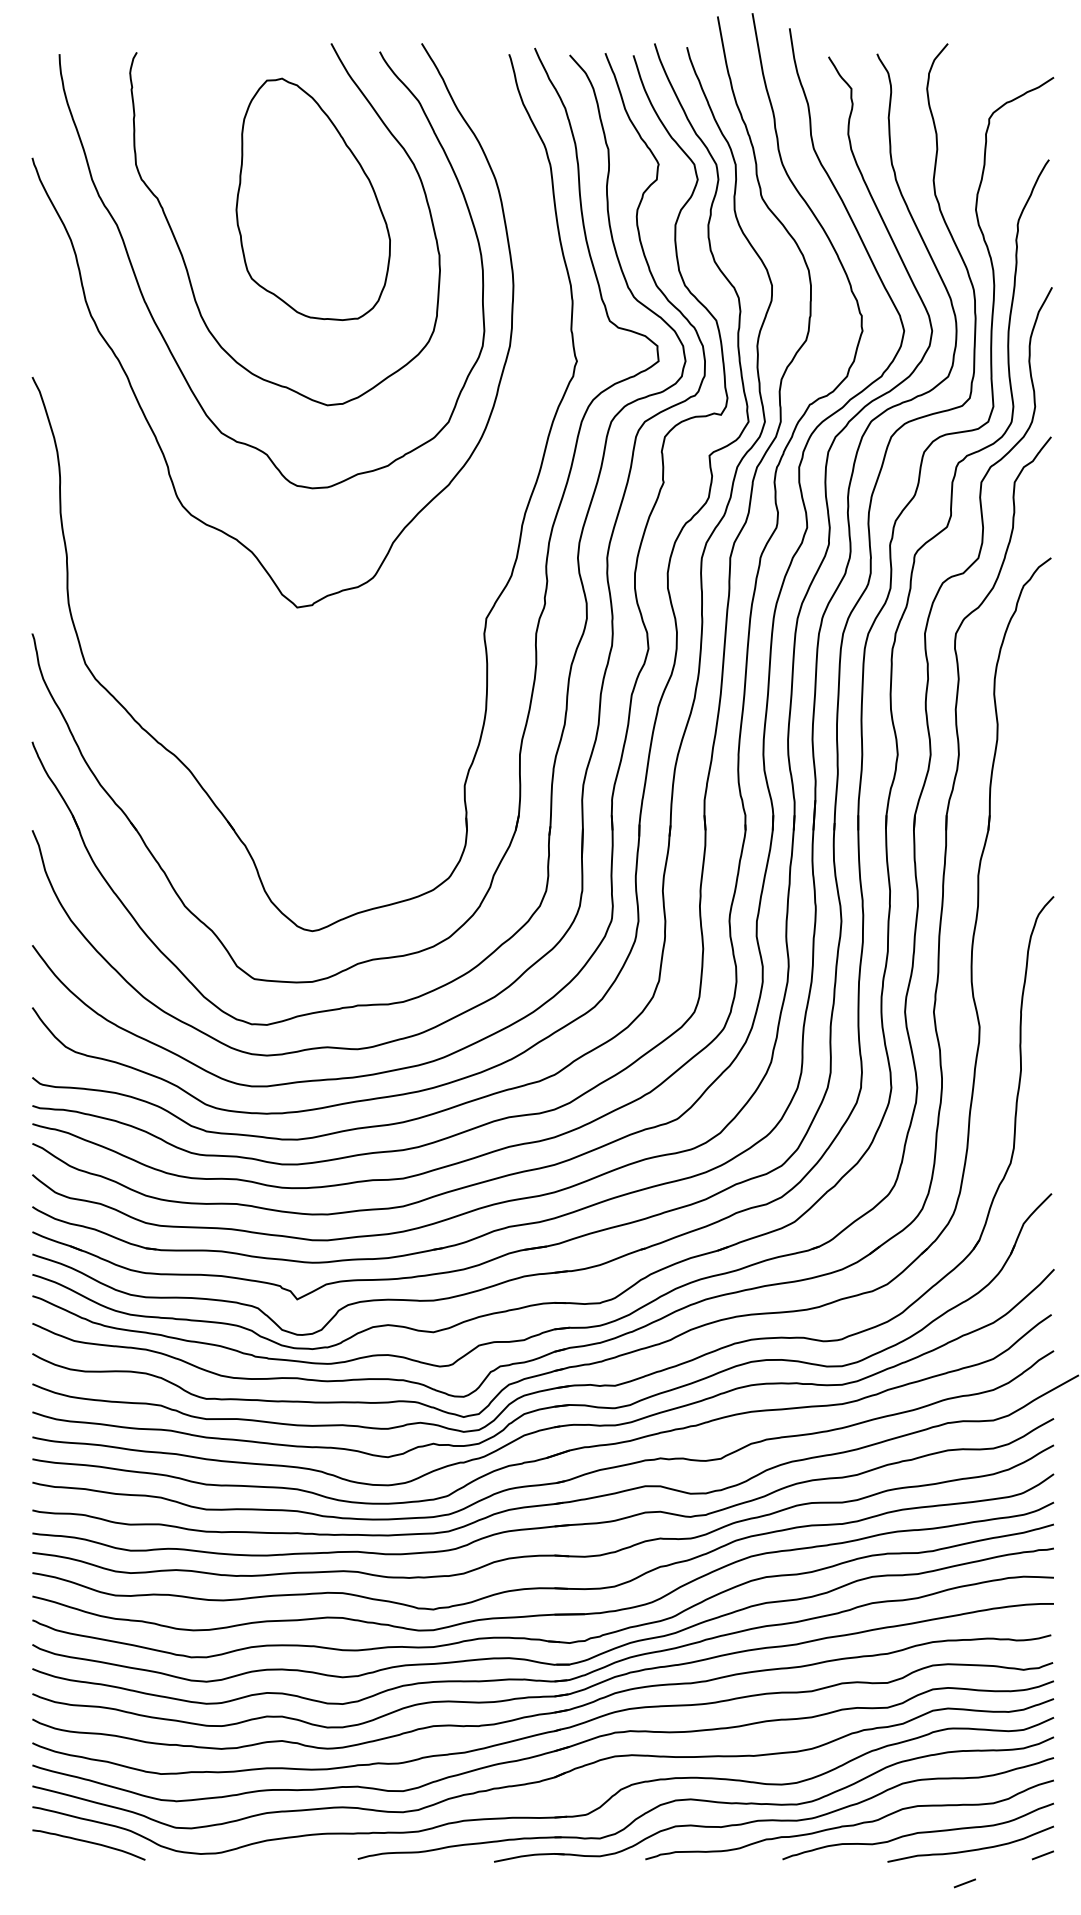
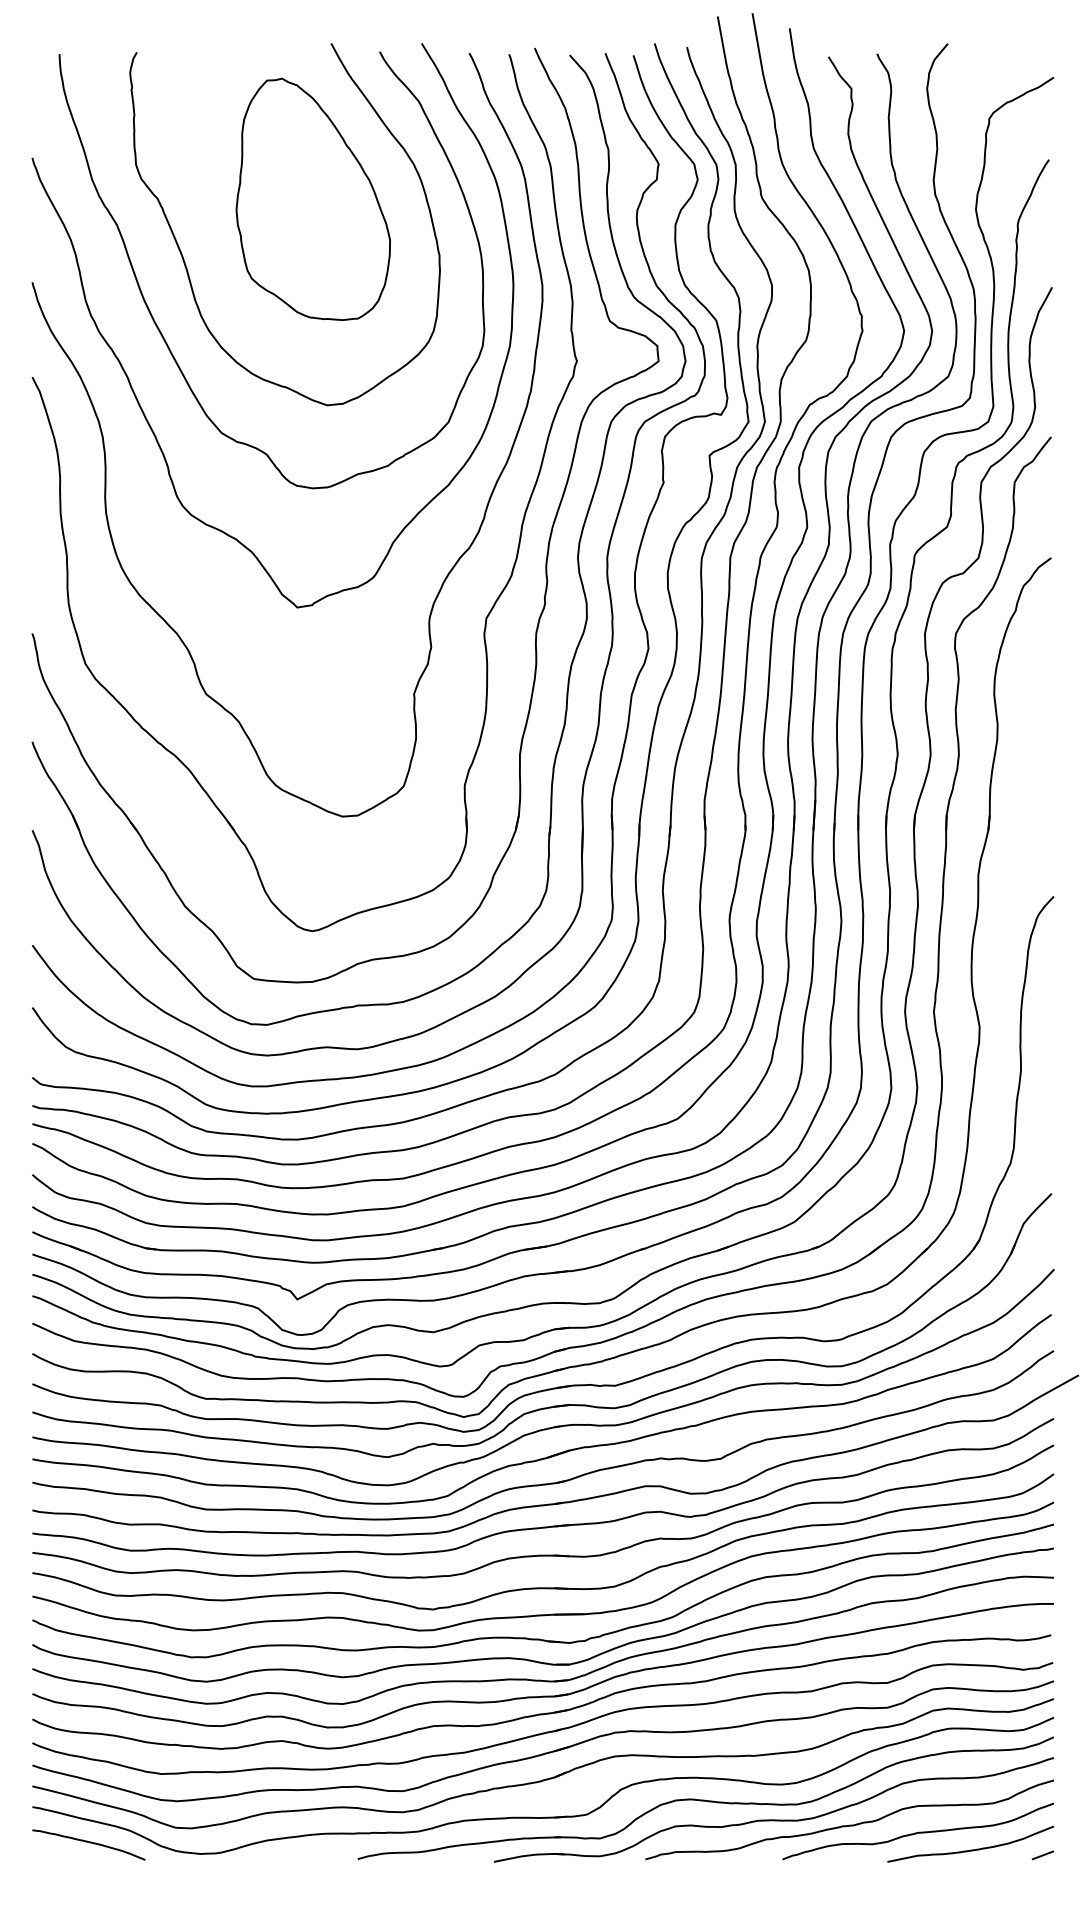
curve: none -> present (105, 448)
line: present -> none (964, 1883)
